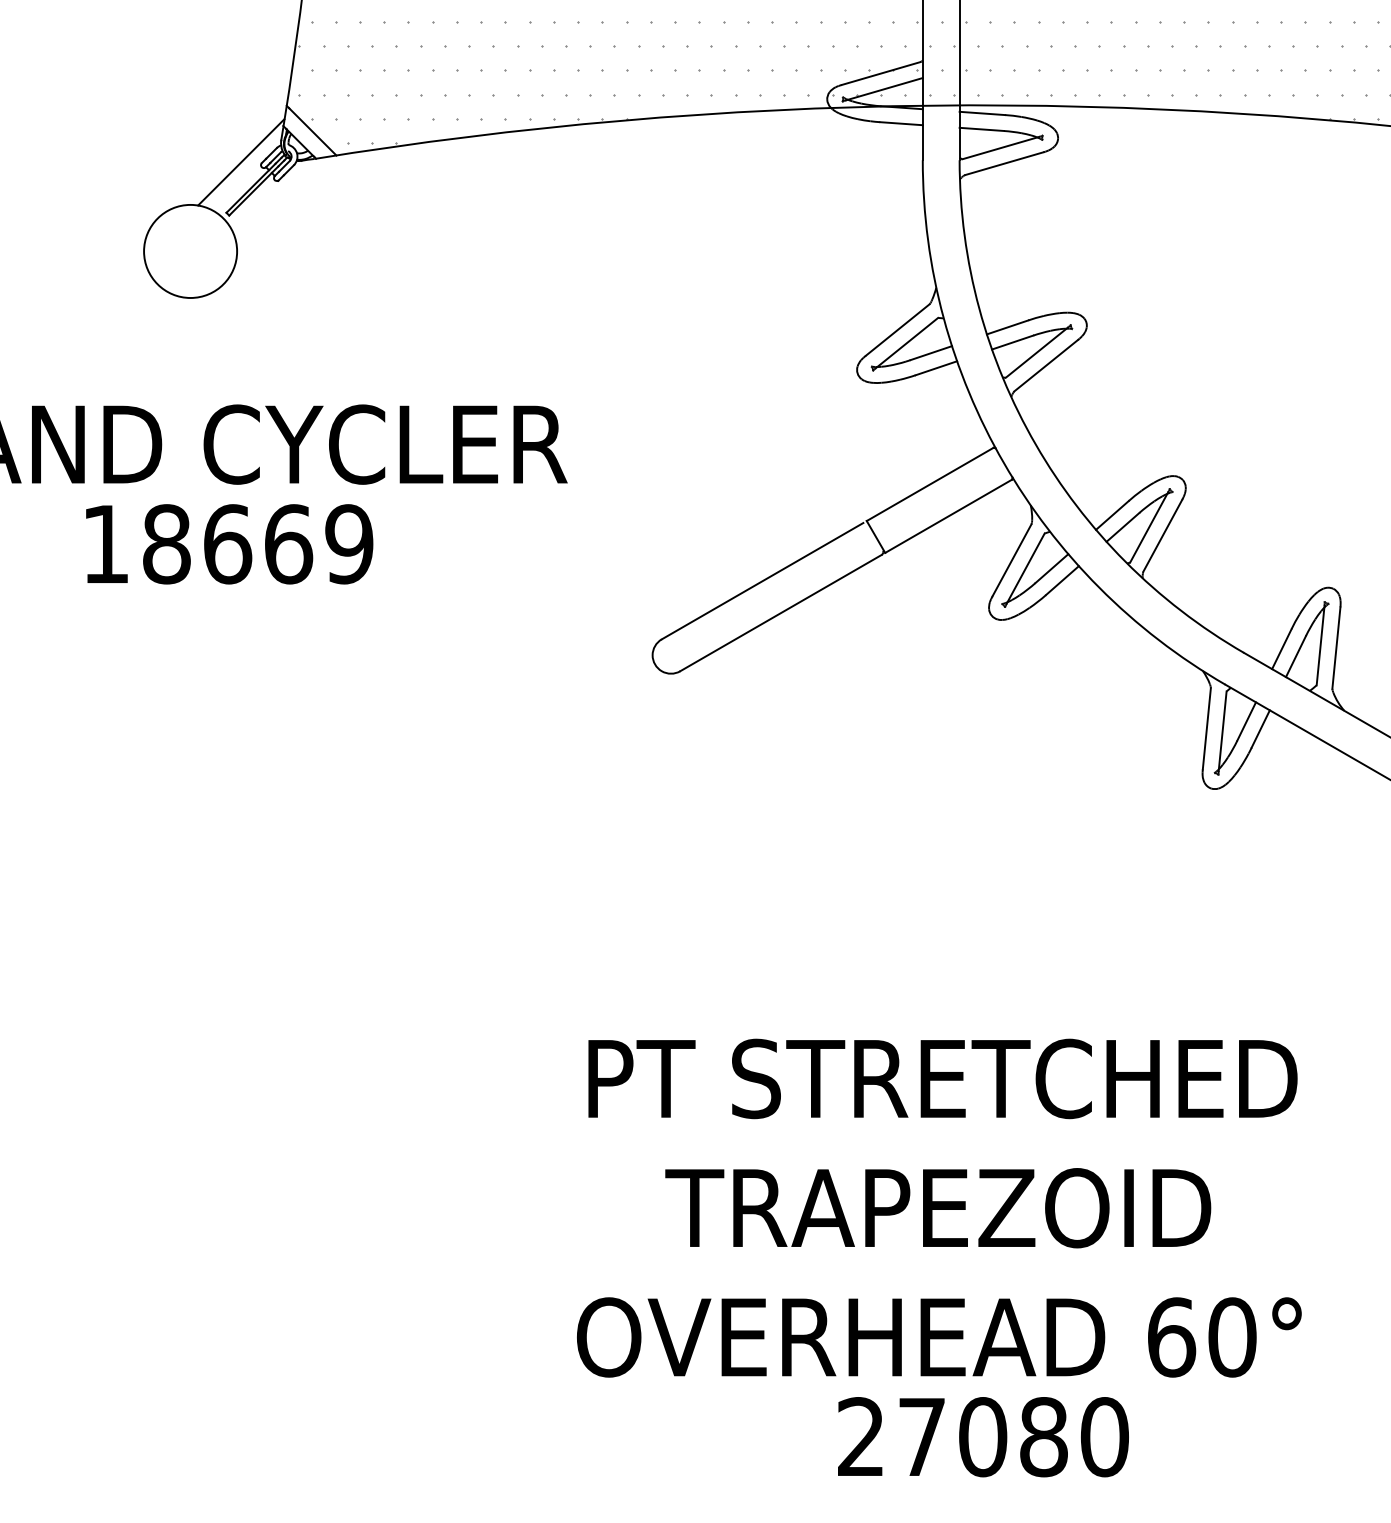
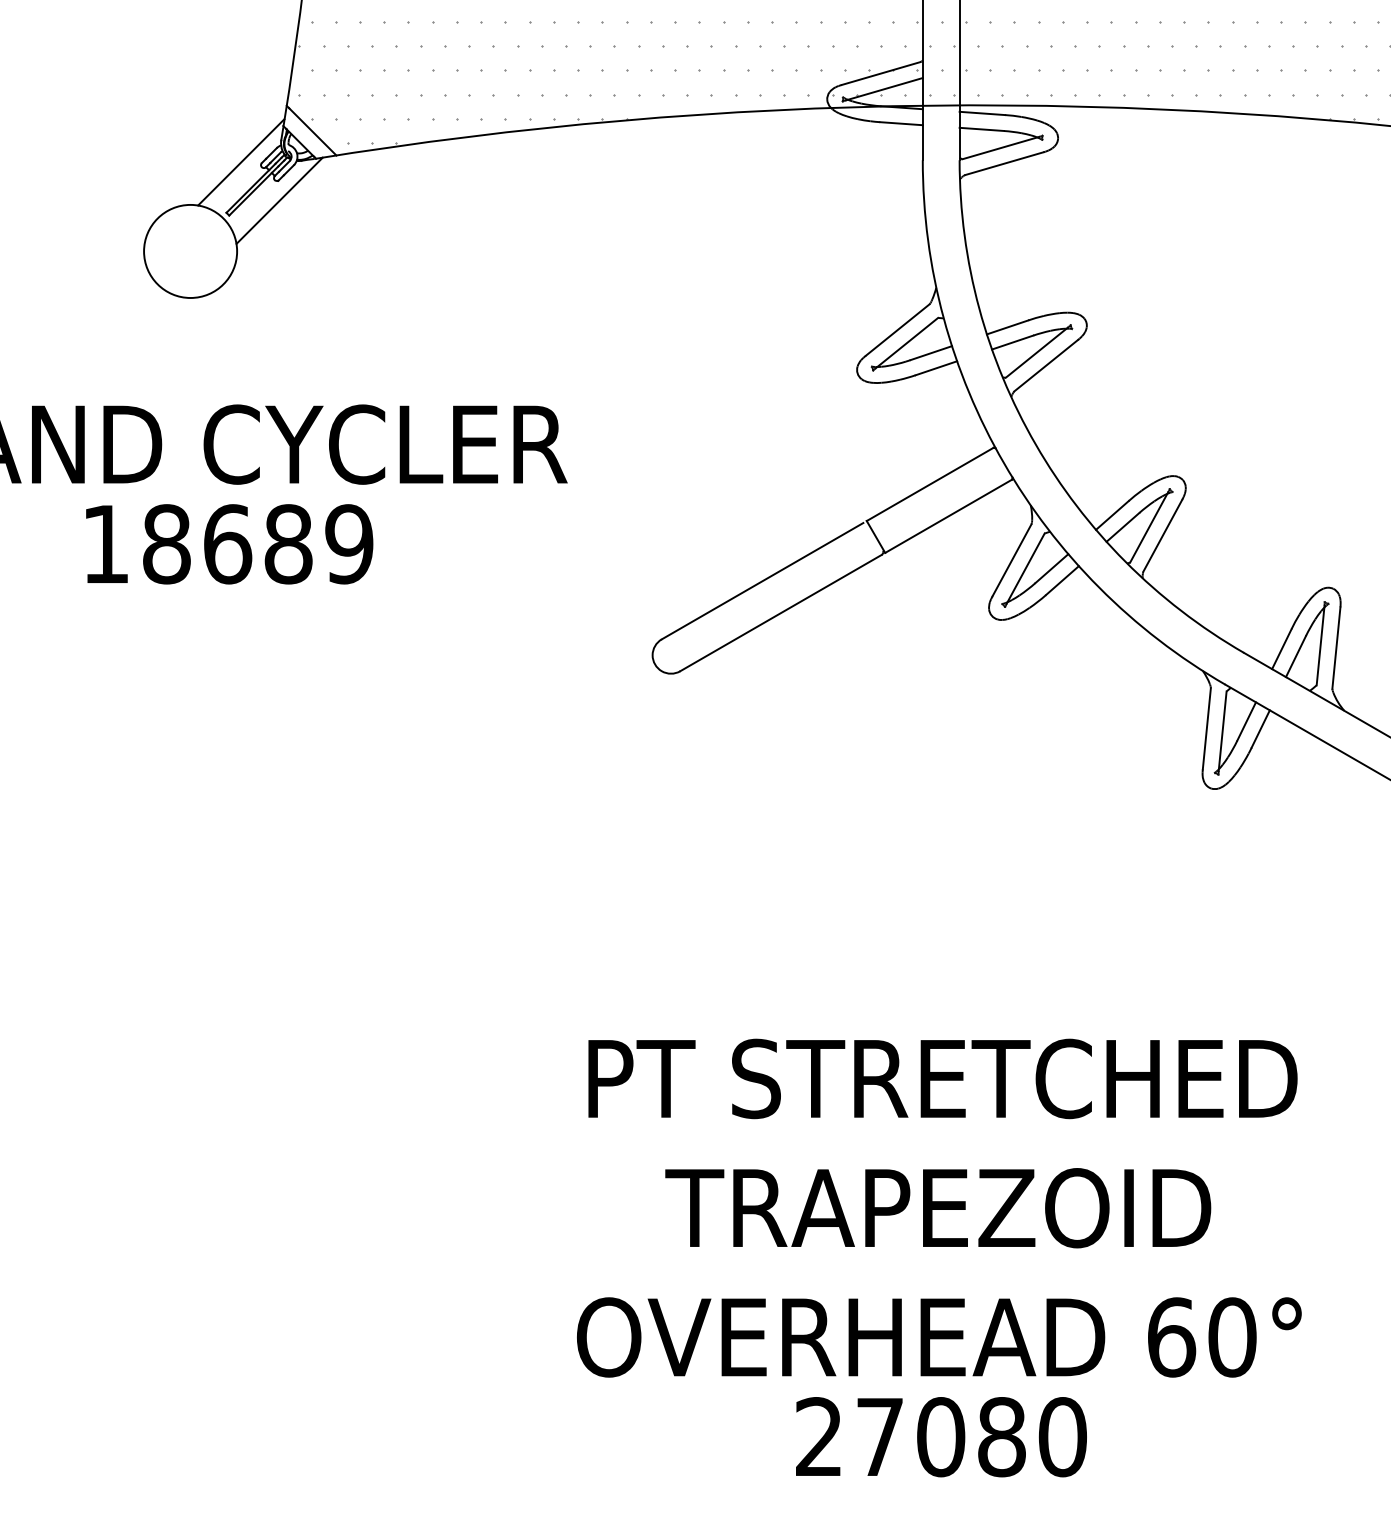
line: none -> present (279, 200)
text: 18669 -> 18689 (288, 544)
text position: (983, 1437) -> (941, 1437) (941, 1437)
